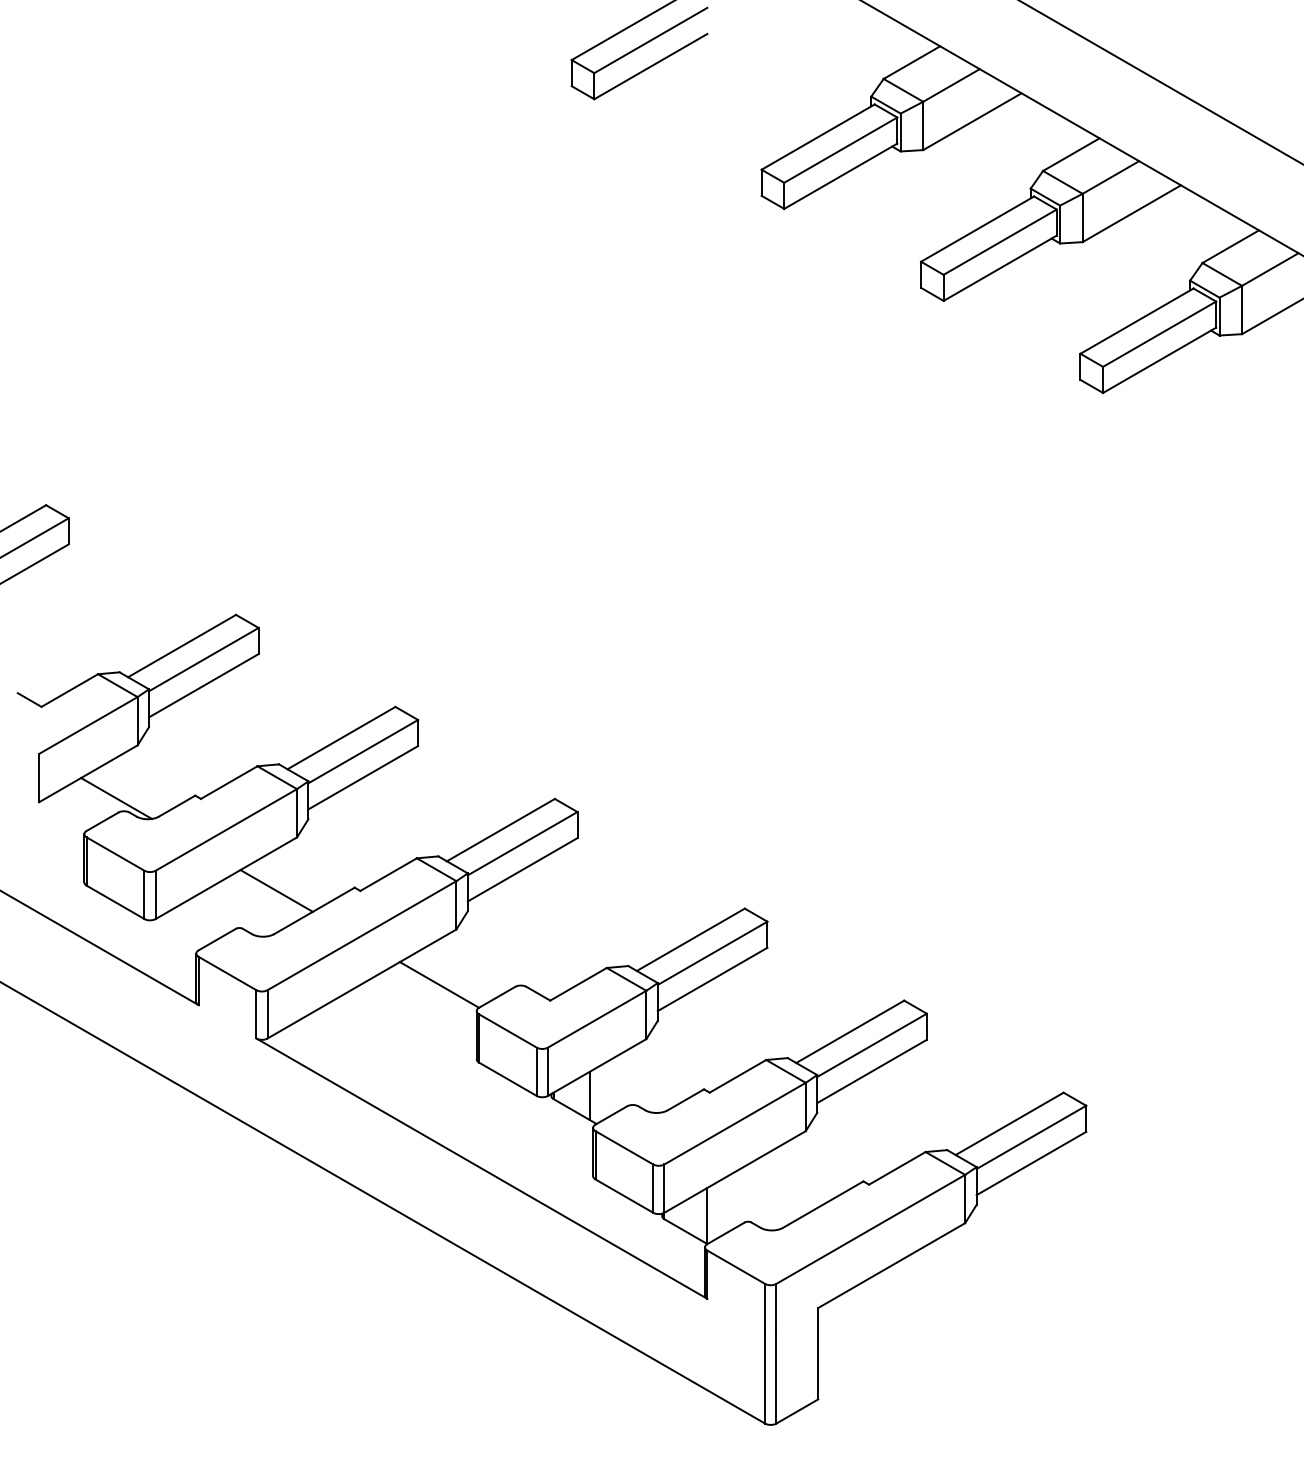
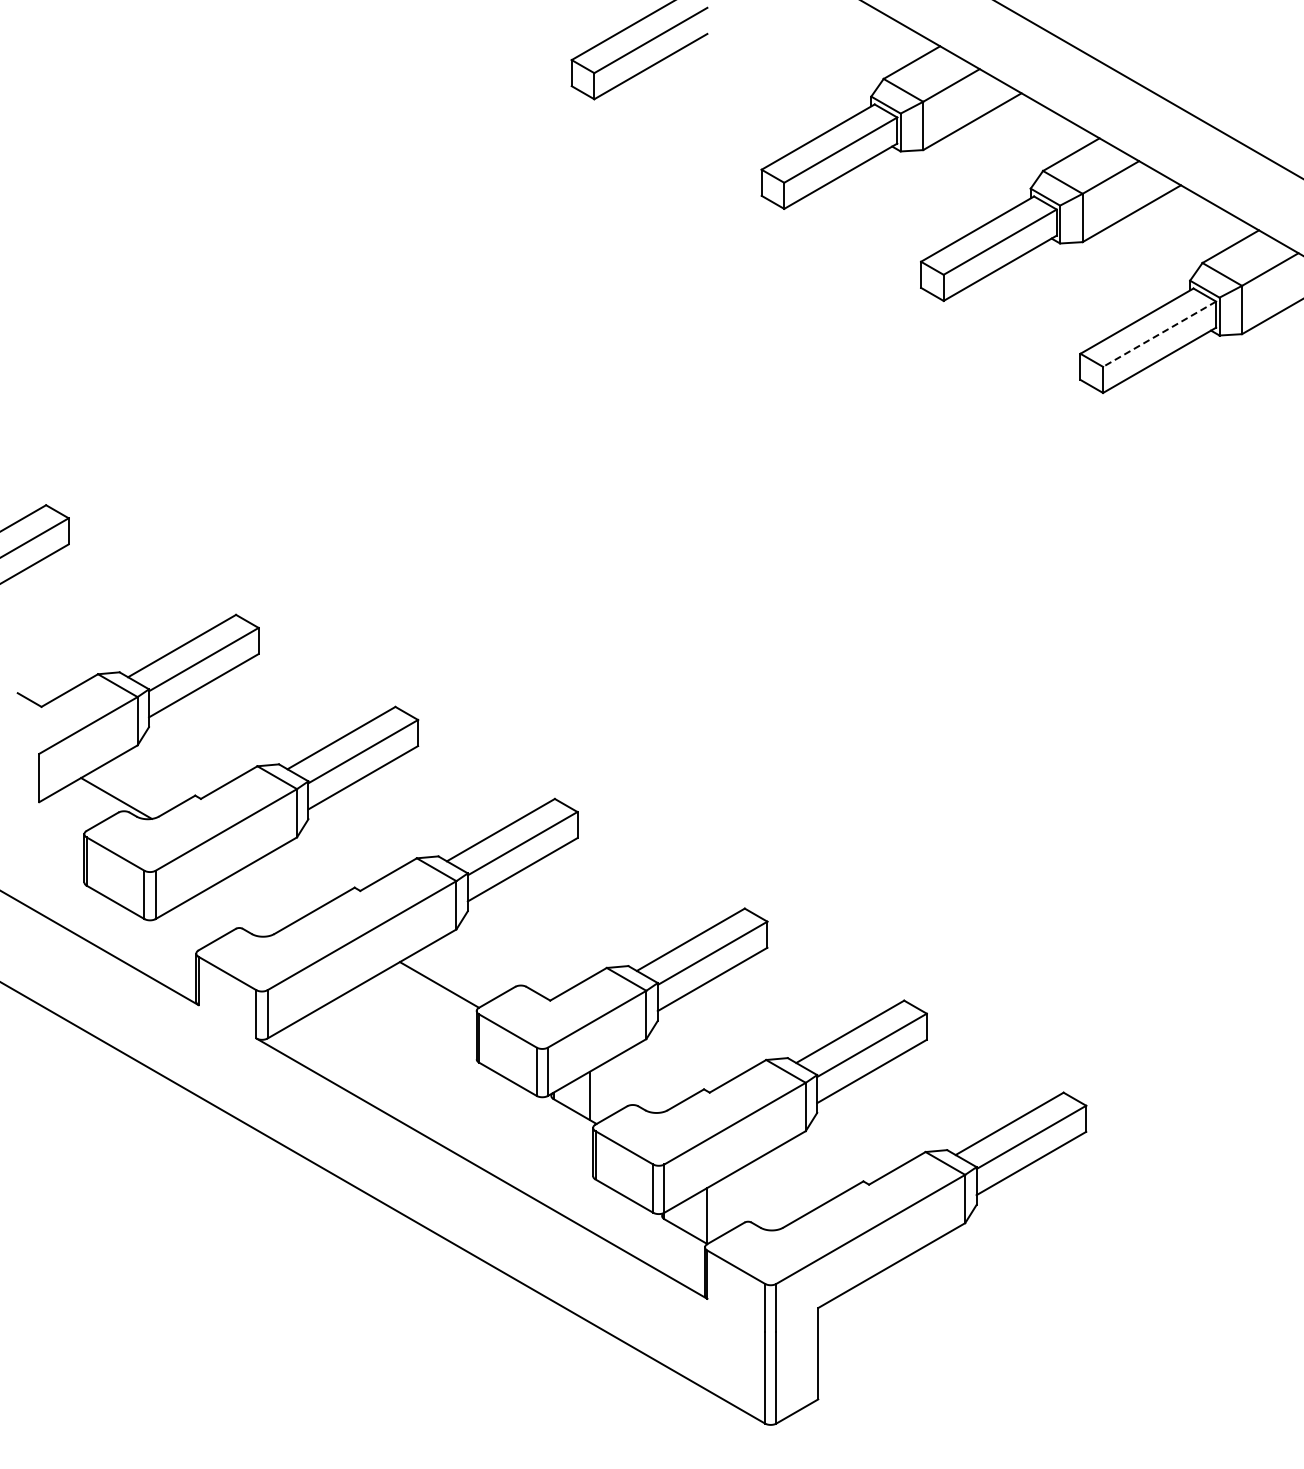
line position: (1161, 82) -> (1148, 89) (1148, 89)
line: solid -> dashed (1159, 334)
line: present -> none (276, 890)
